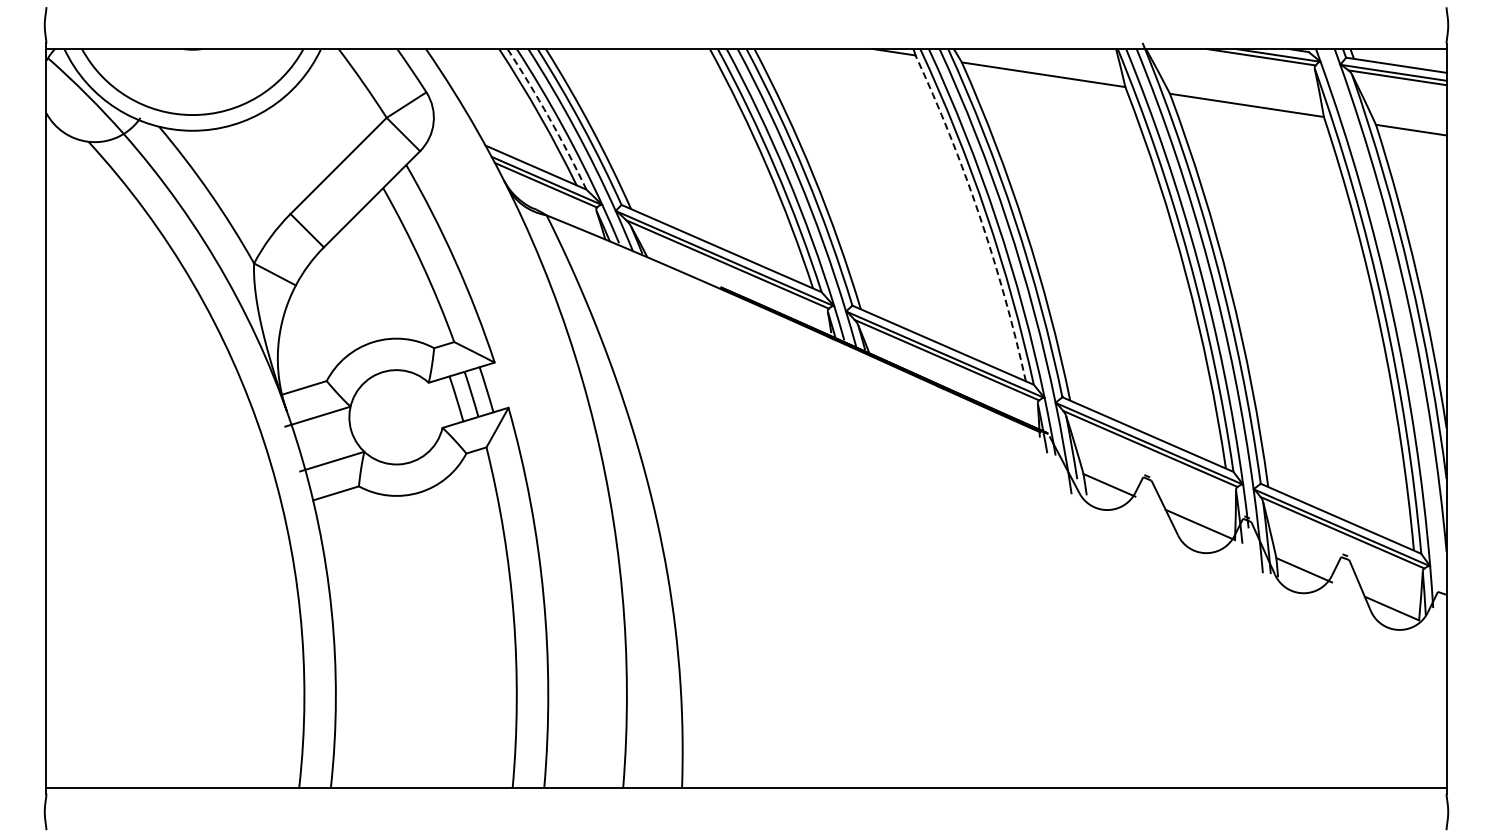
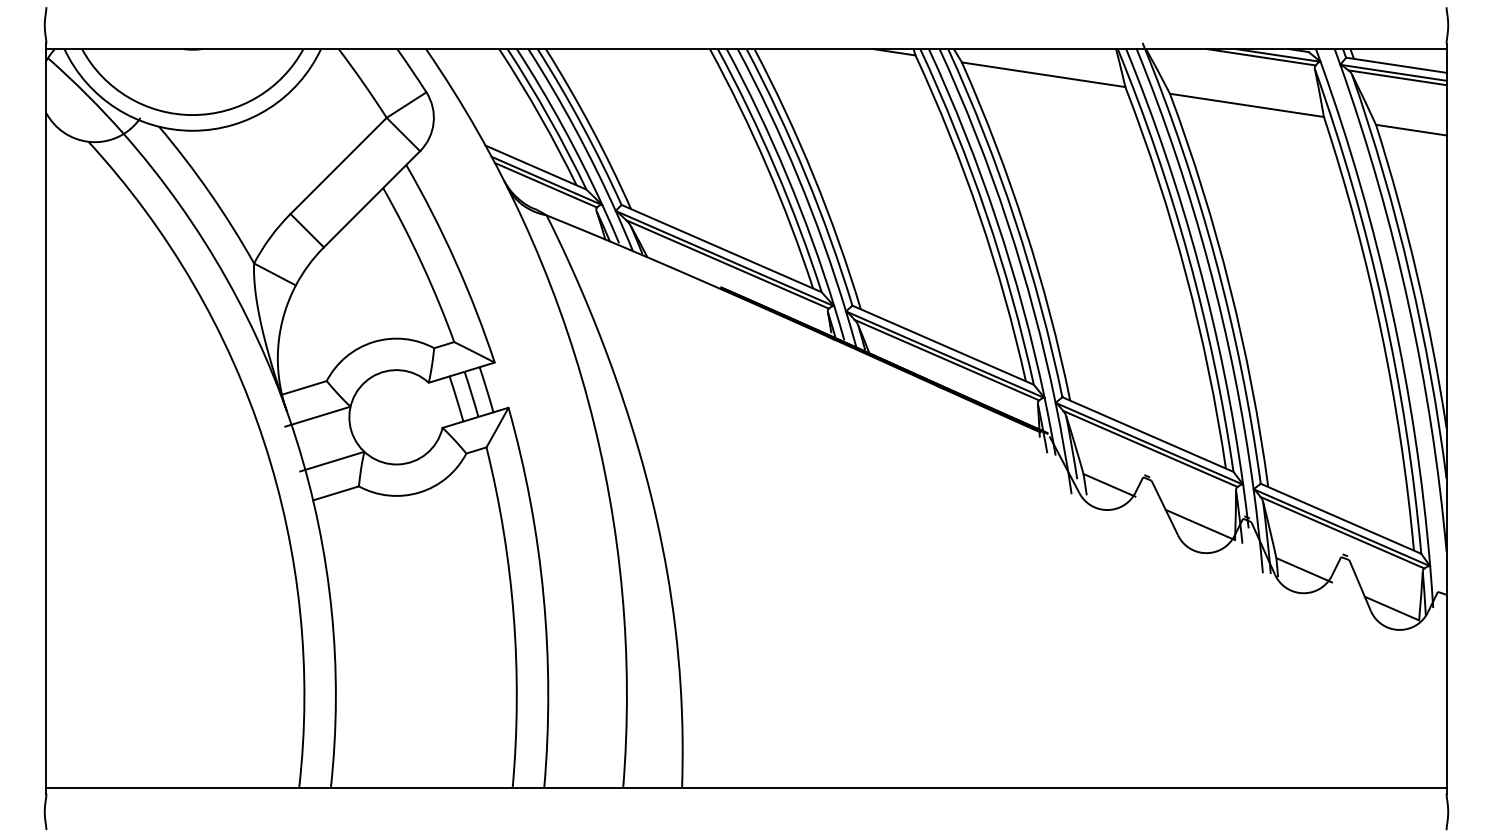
arc: dashed -> solid (549, 118)
arc: dashed -> solid (979, 215)
